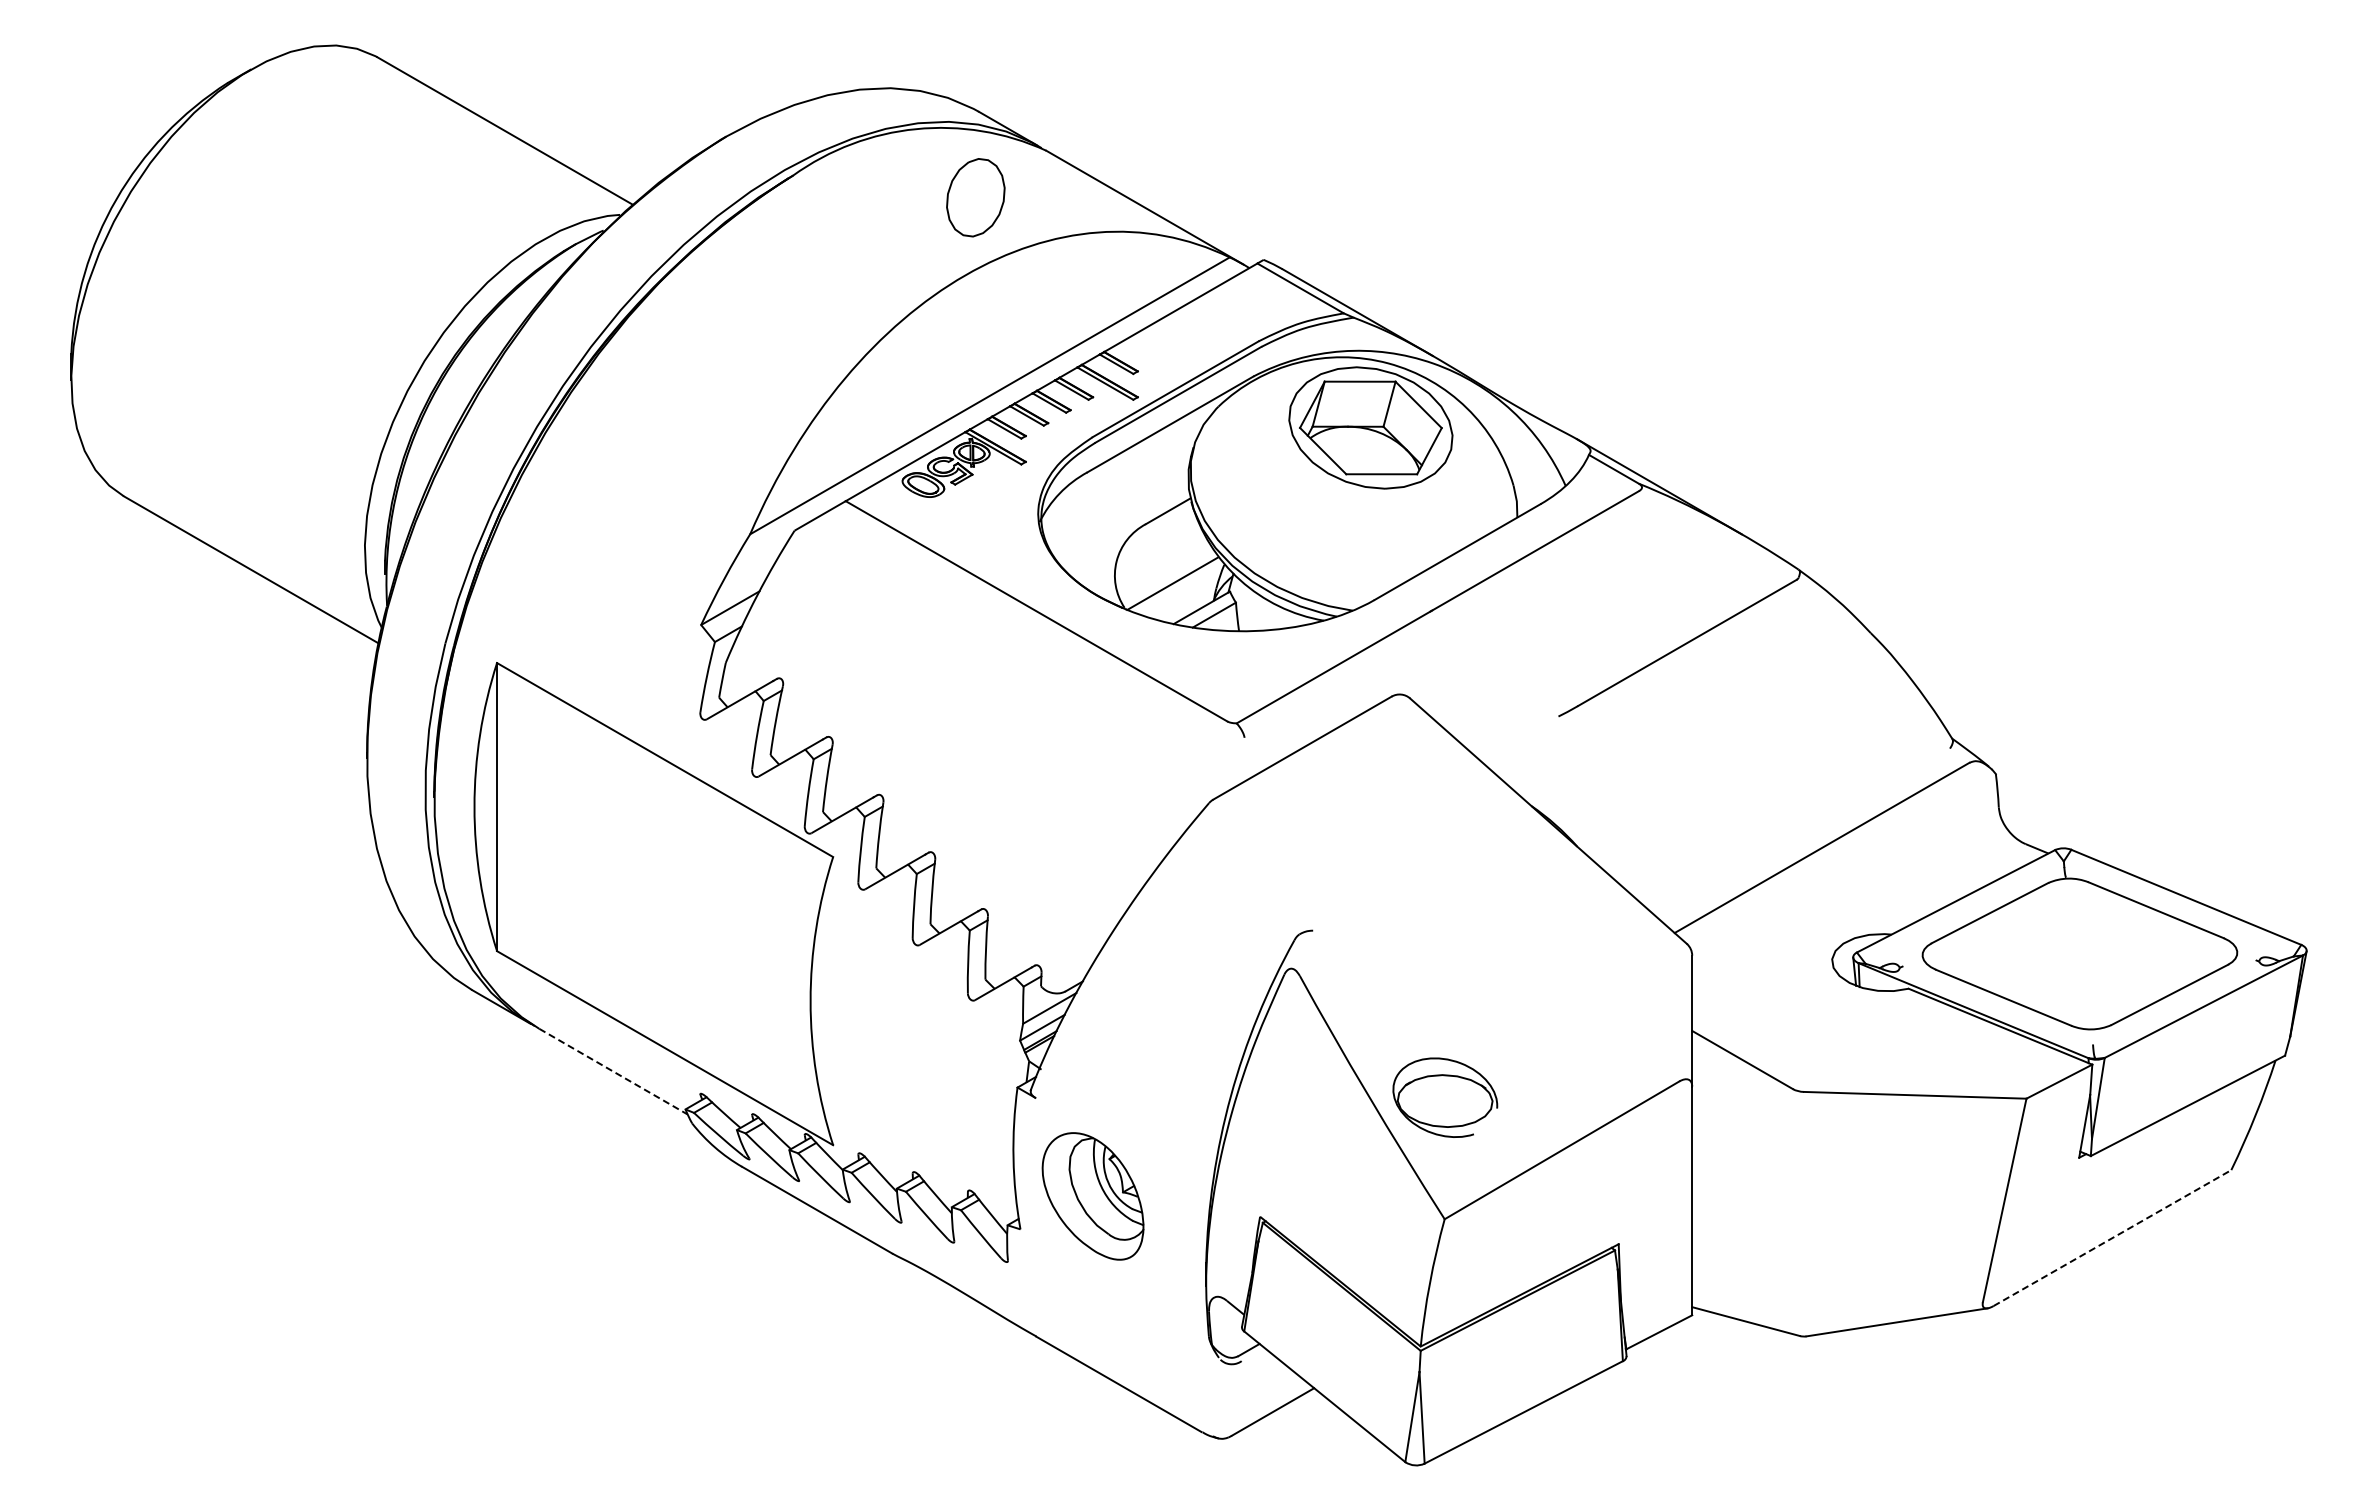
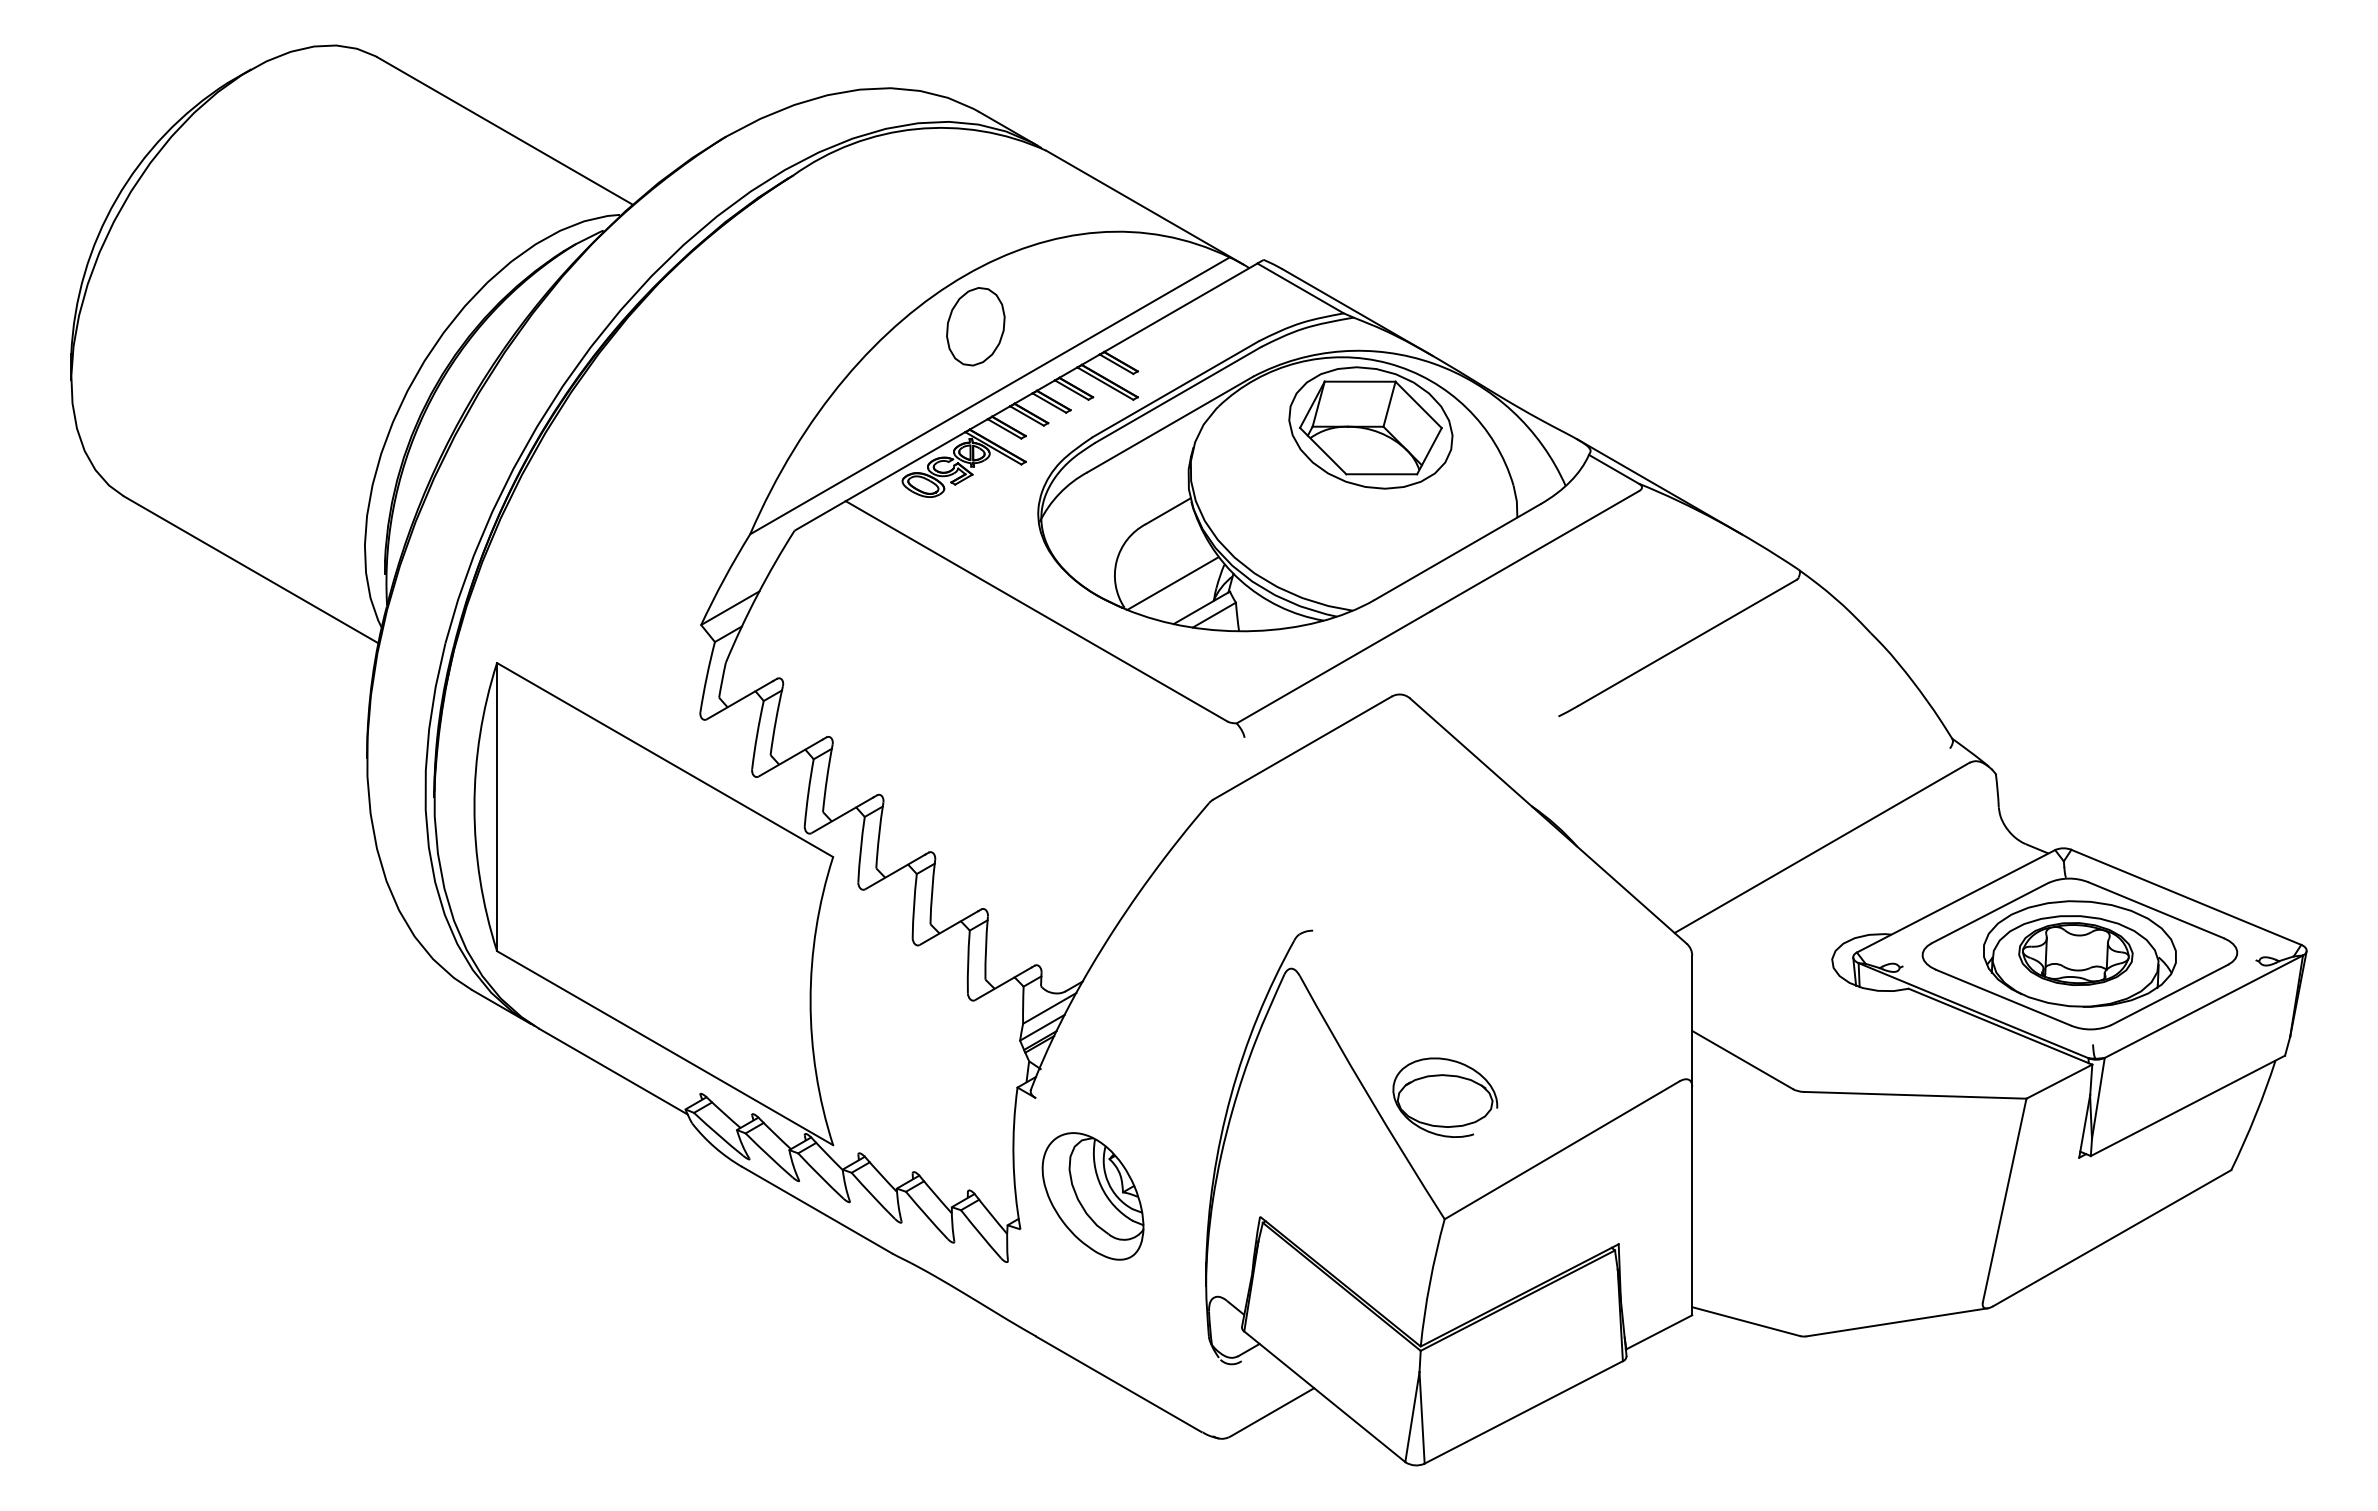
part position: (975, 197) -> (975, 326) (975, 326)
part: none -> present (2079, 953)
line: dashed -> solid (613, 1071)
line: dashed -> solid (2112, 1238)
